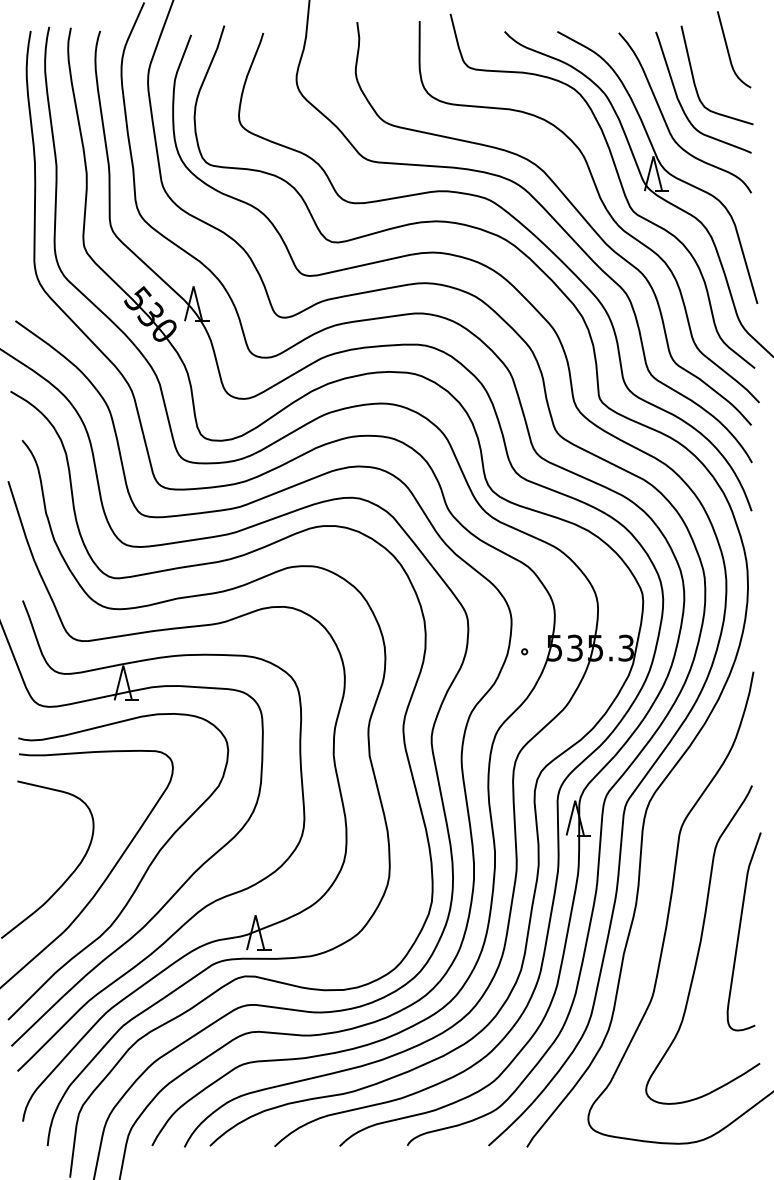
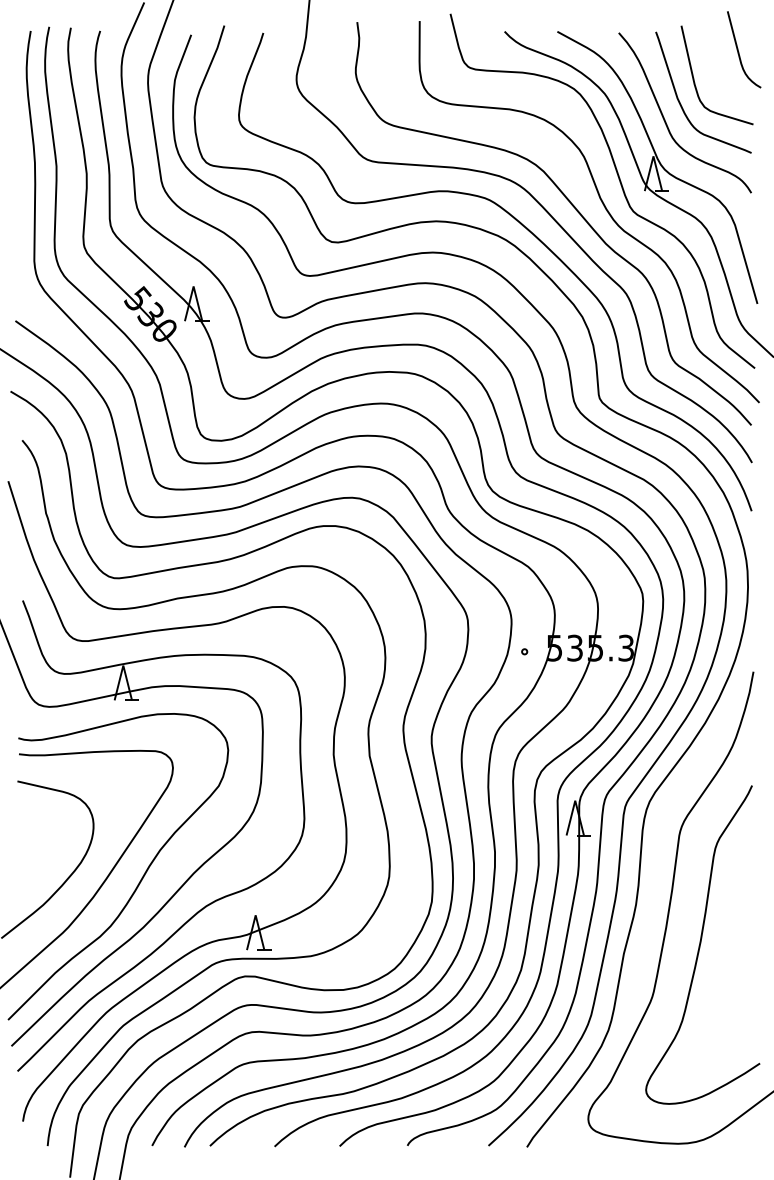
curve position: (729, 52) -> (739, 52) (739, 52)
curve: present -> none (740, 930)
